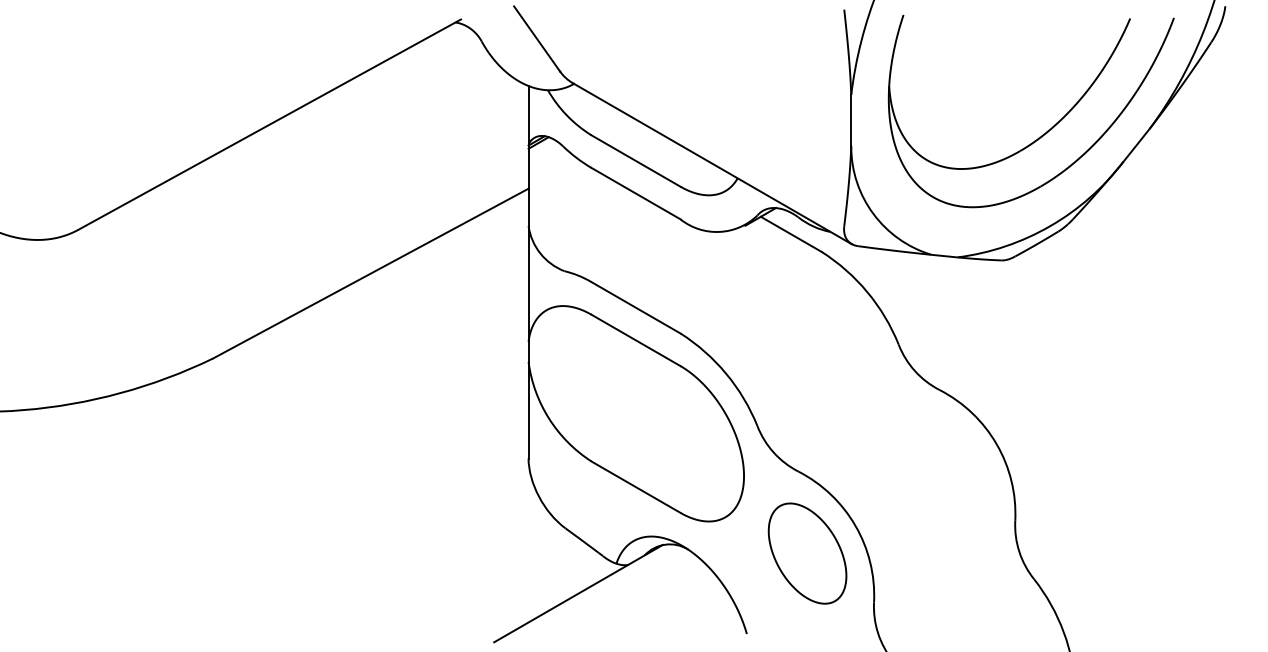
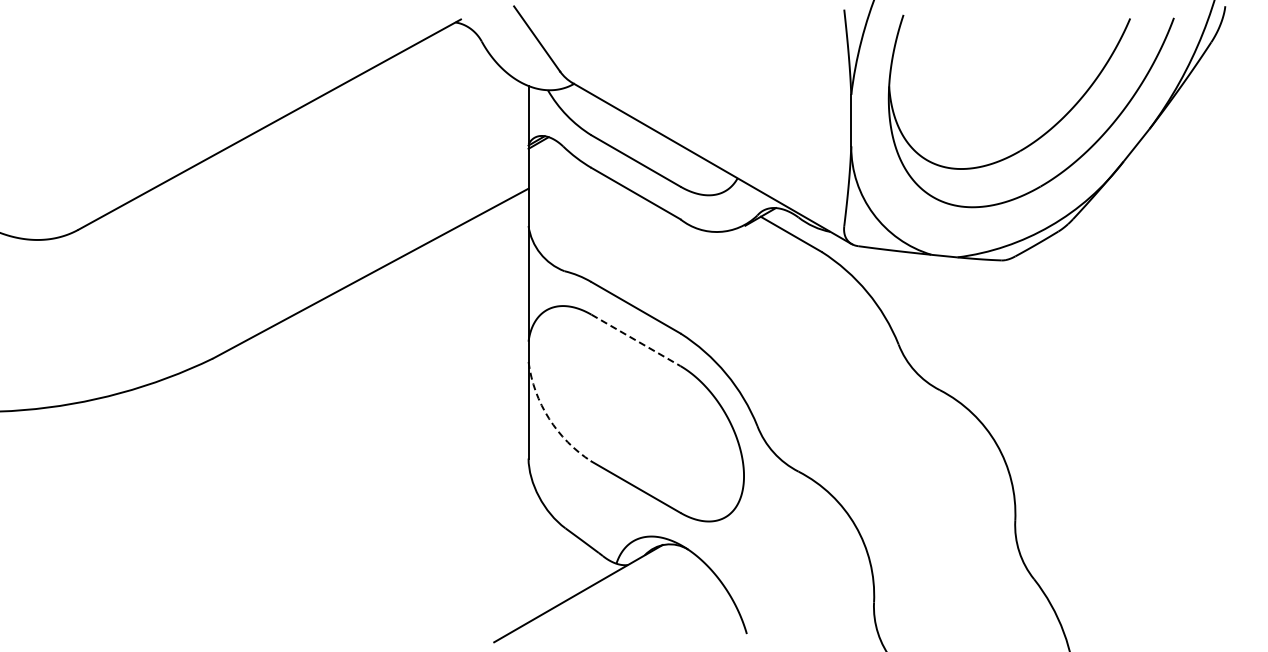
line: solid -> dashed (636, 340)
arc: solid -> dashed (549, 418)
part: present -> none (807, 553)
